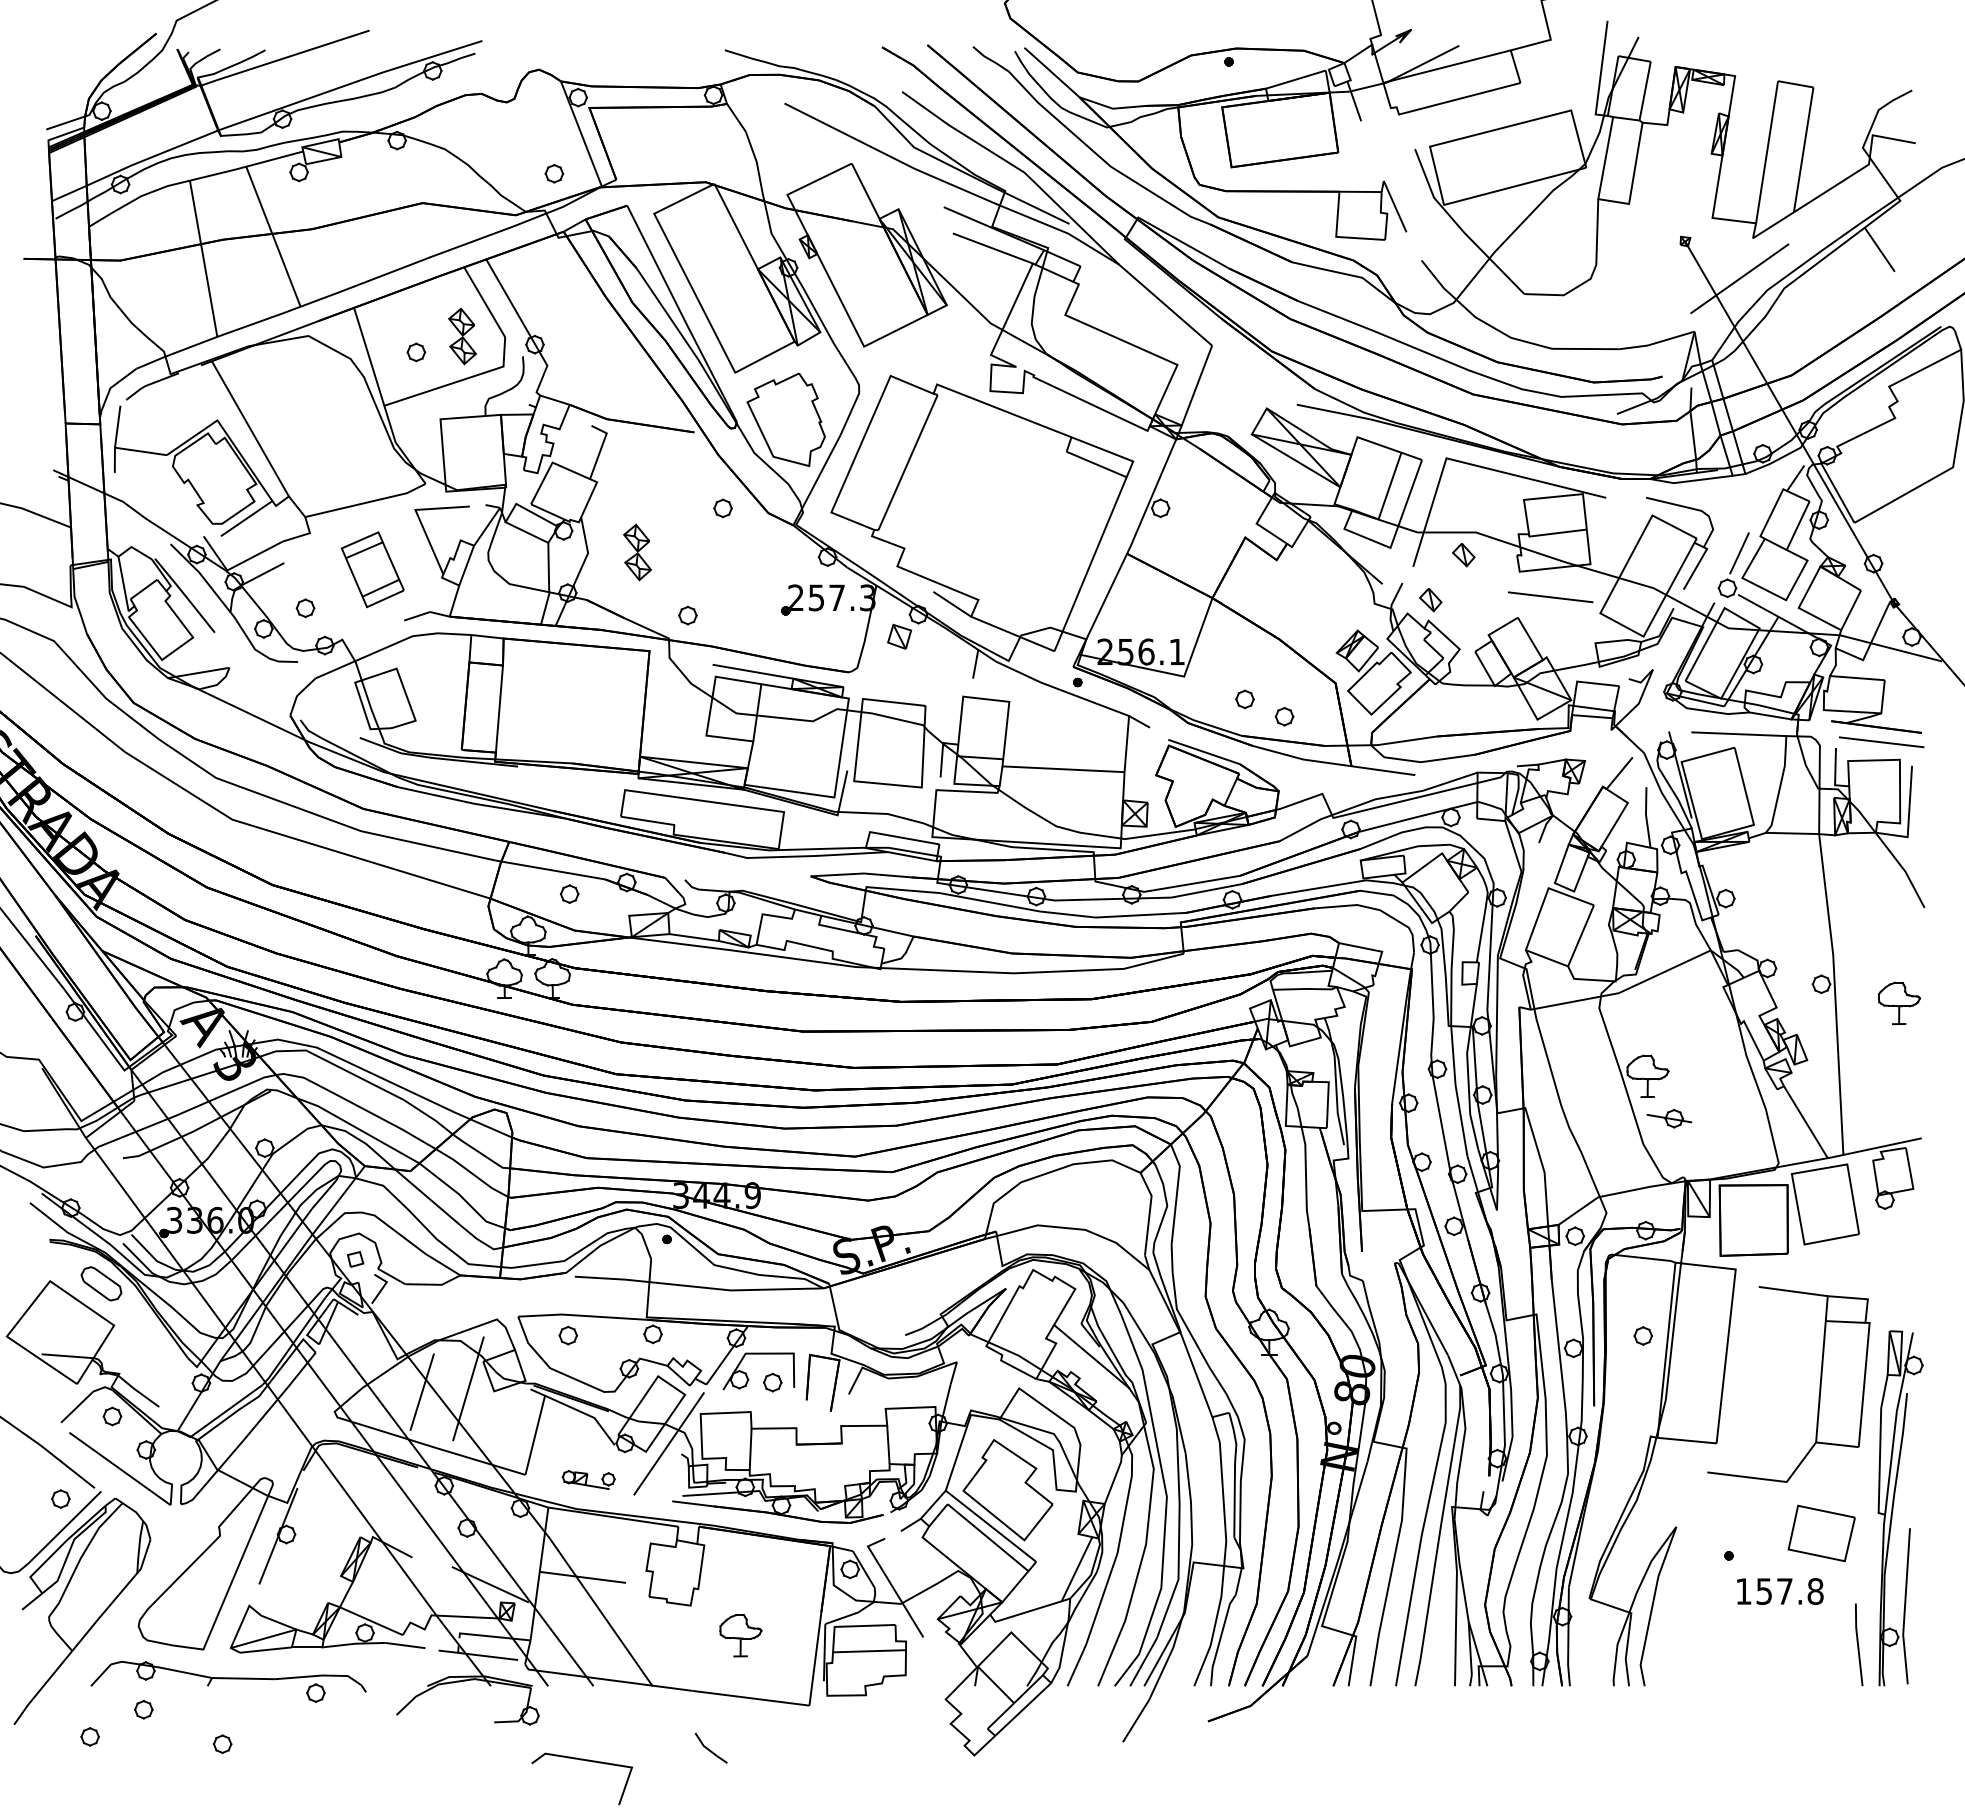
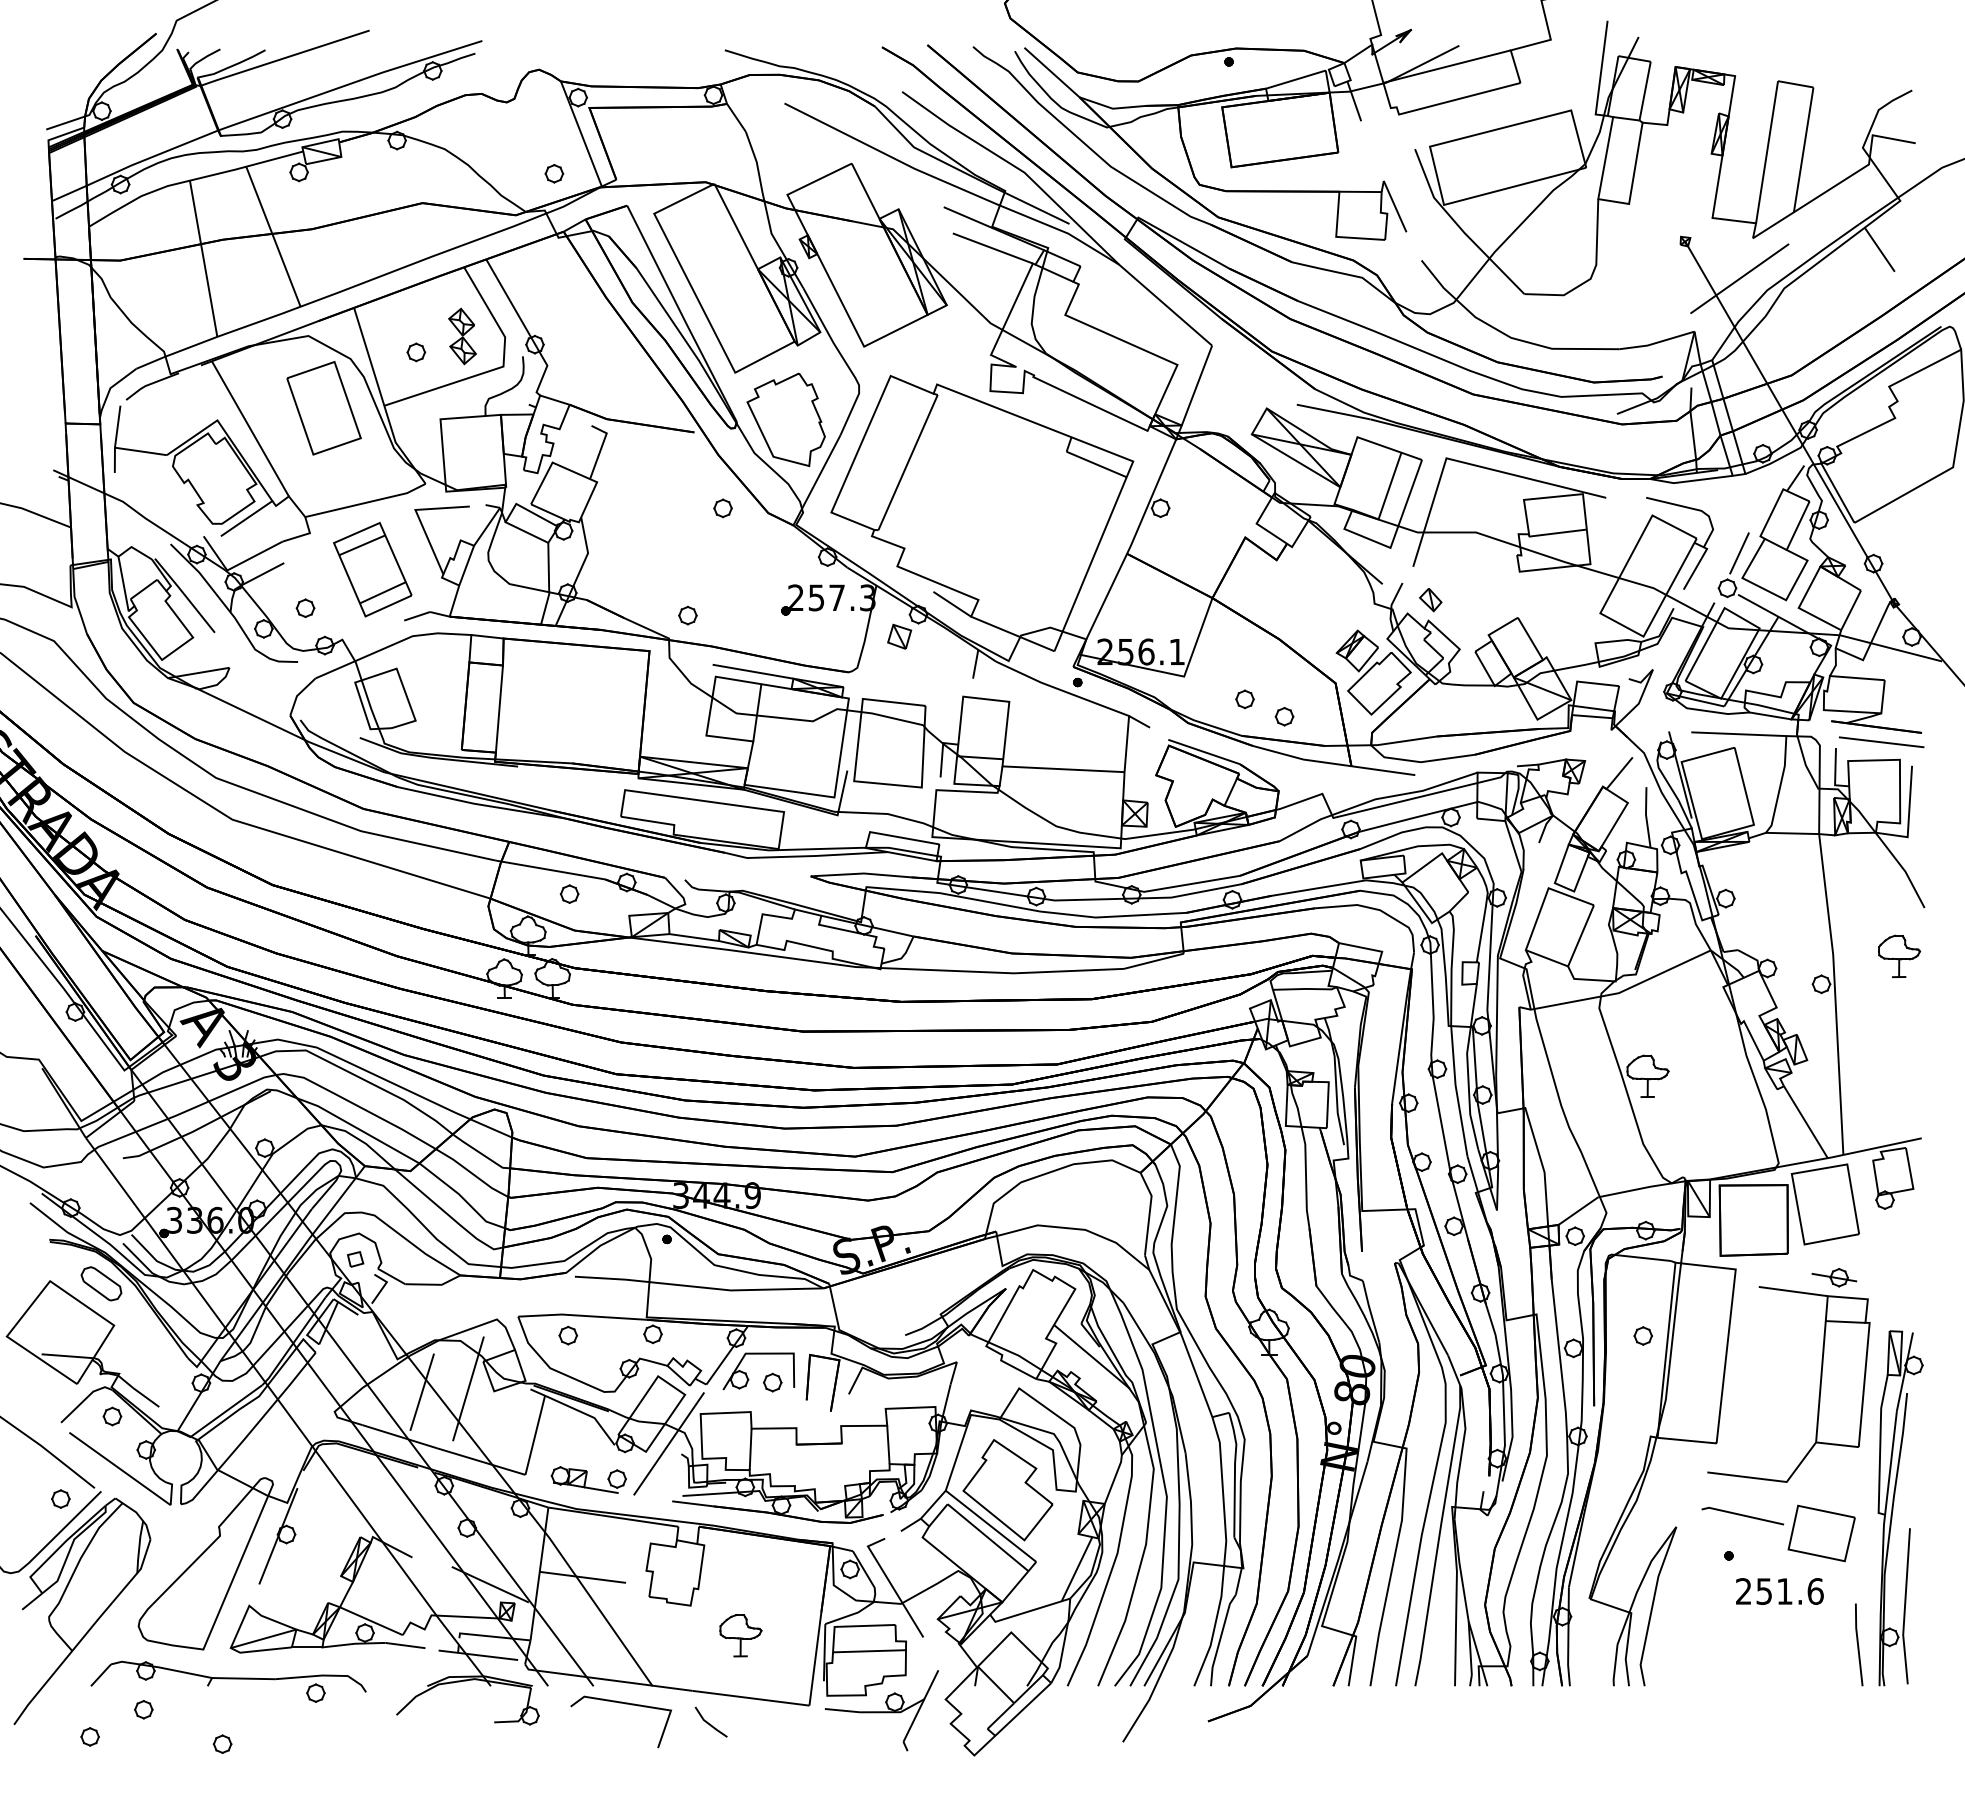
part: none -> present (323, 408)
part: present -> none (637, 552)
part: present -> none (1463, 555)
part size: 65x78 px -> 80x96 px (372, 569)
line: present -> none (1550, 597)
part position: (1899, 1003) -> (1899, 956) (1899, 956)
part position: (1669, 1118) -> (1834, 1277) (1834, 1277)
part size: 55x20 px -> 77x28 px (588, 1479)
line: none -> present (1742, 1516)
text: 157.8 -> 251.6 (1779, 1591)
part: none -> present (881, 1710)
line position: (710, 1749) -> (710, 1723) (710, 1723)
line position: (586, 1761) -> (625, 1704) (625, 1704)
